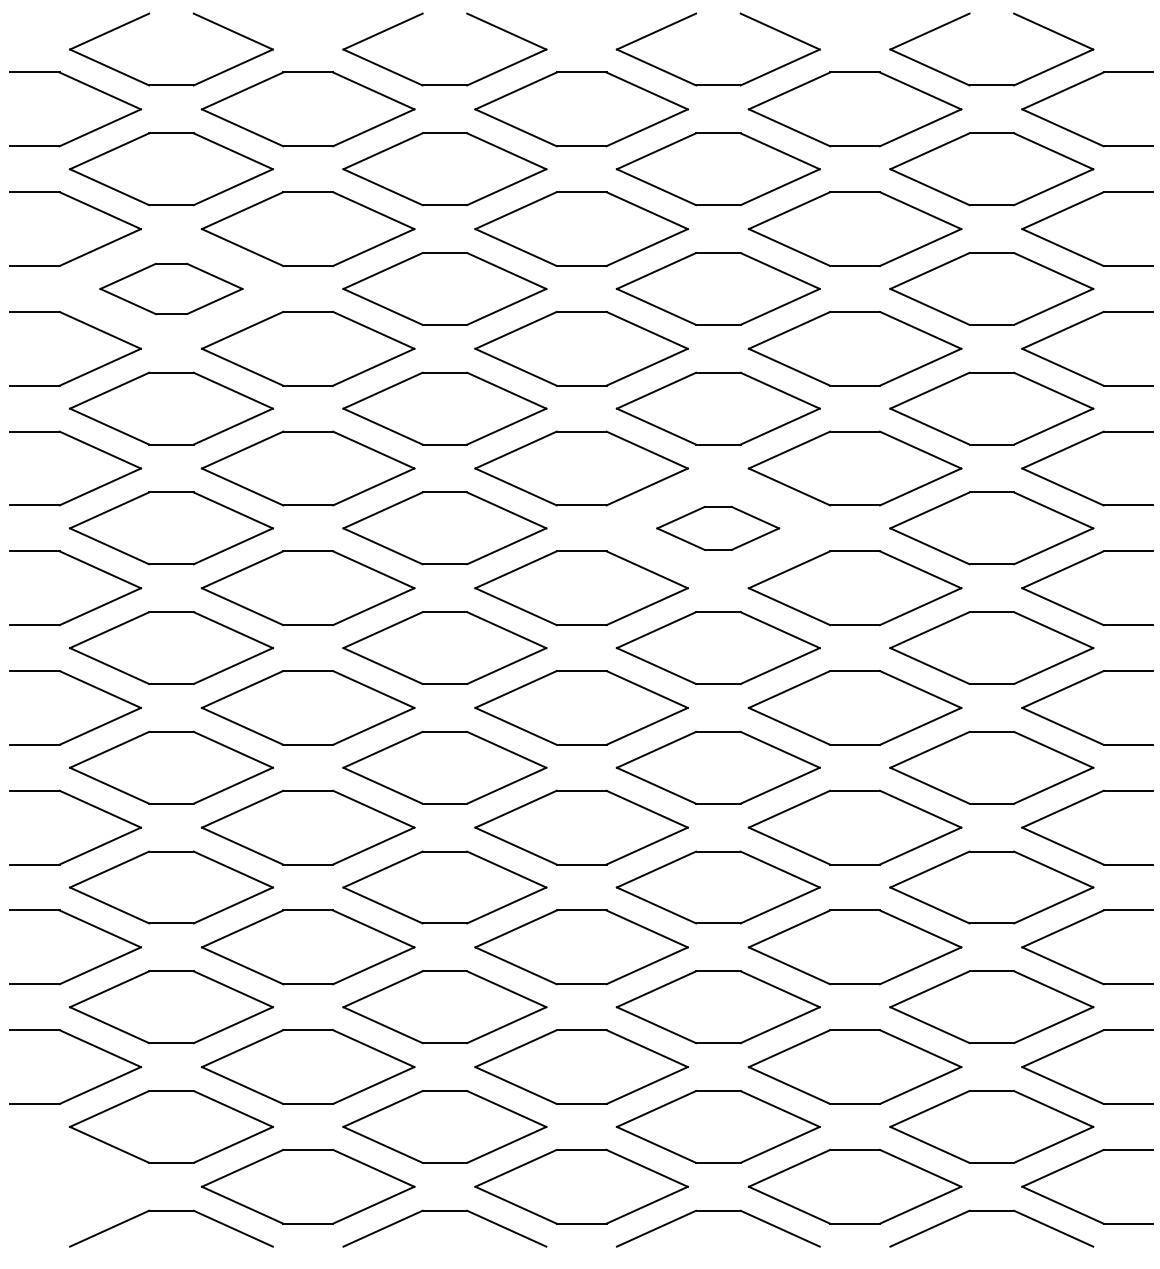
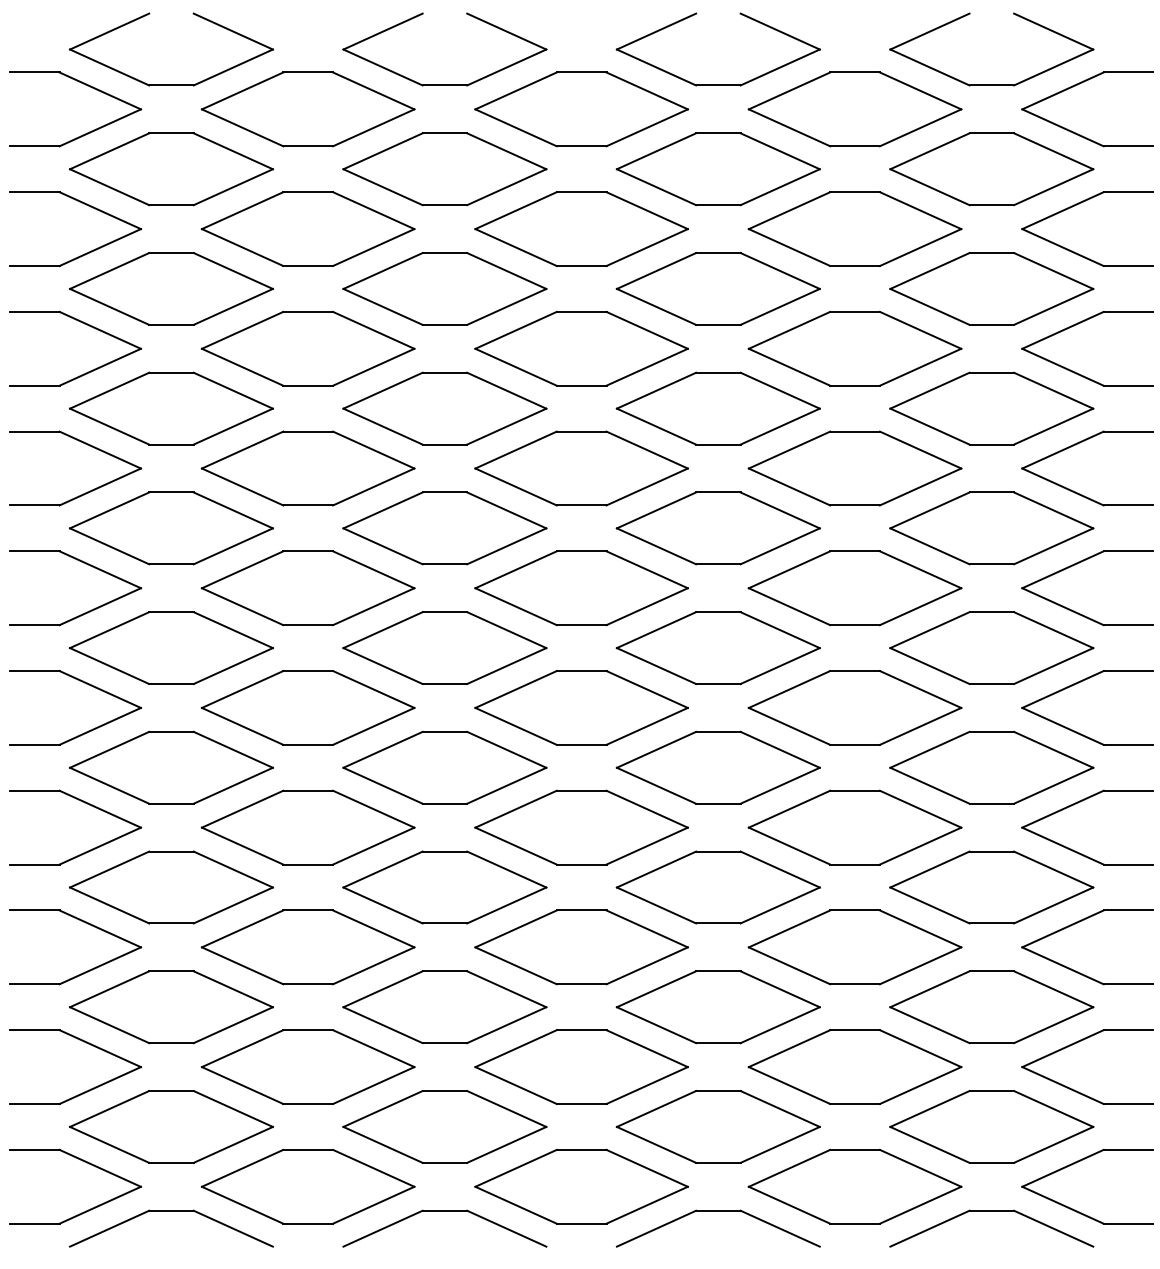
part size: 145x54 px -> 205x74 px (171, 288)
part size: 125x46 px -> 206x75 px (717, 528)
part: none -> present (86, 1163)
